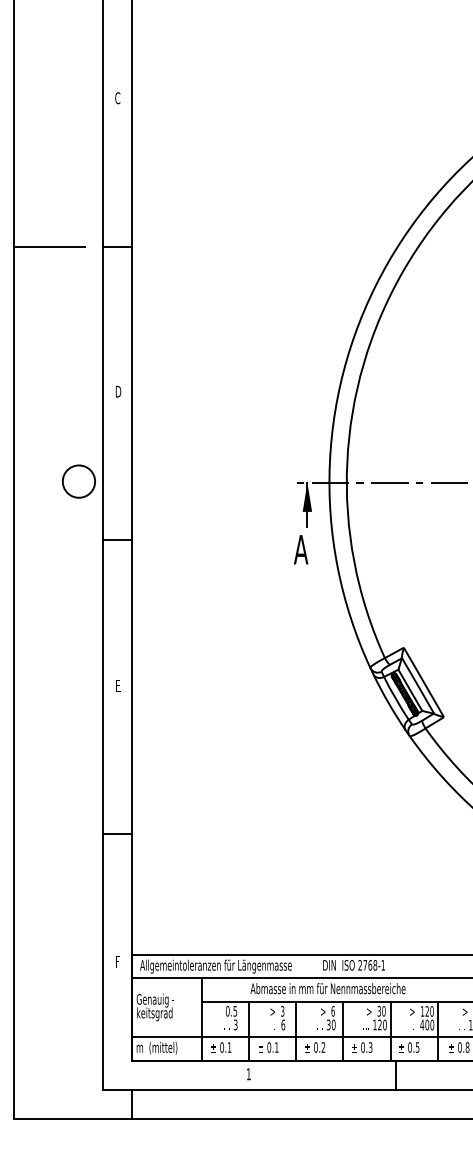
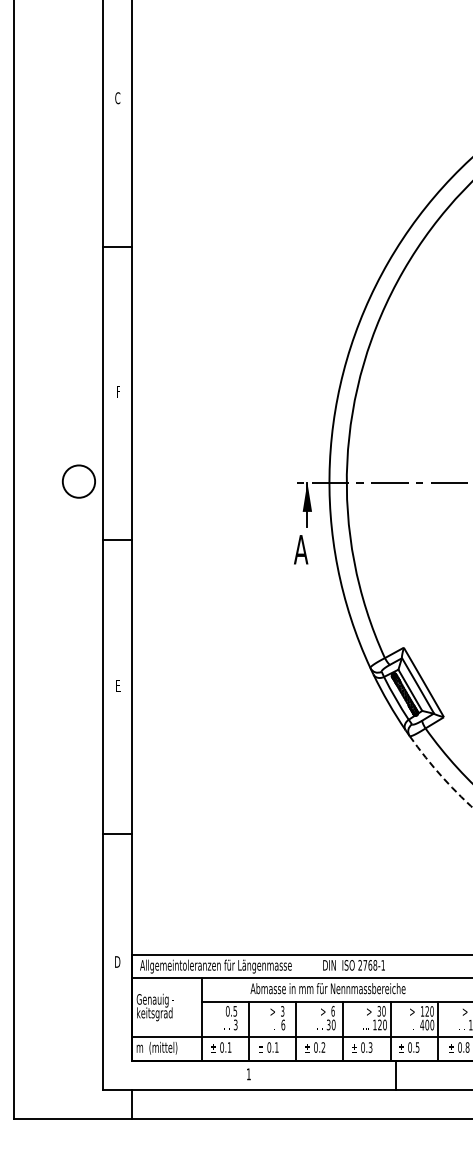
line: present -> none (49, 246)
text: D -> F (118, 391)
arc: solid -> dashed (438, 772)
text: F -> D (117, 961)
